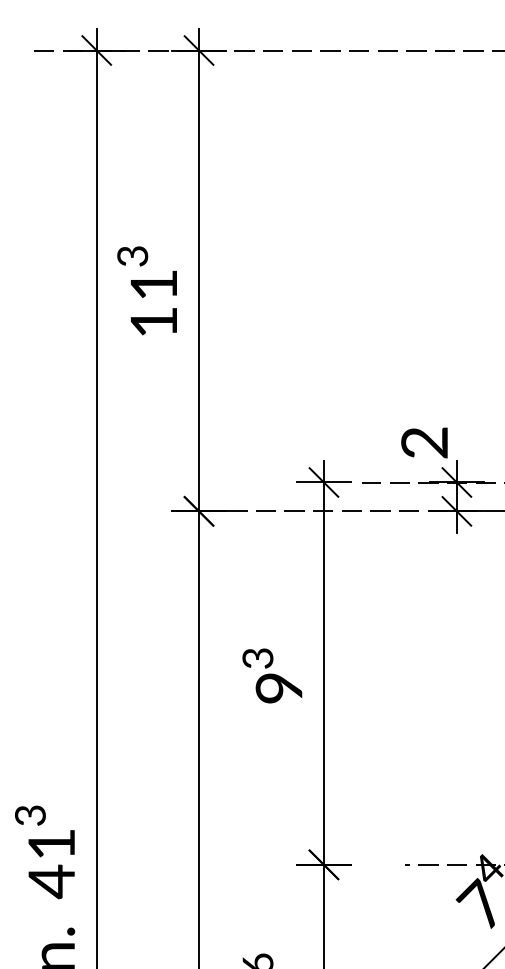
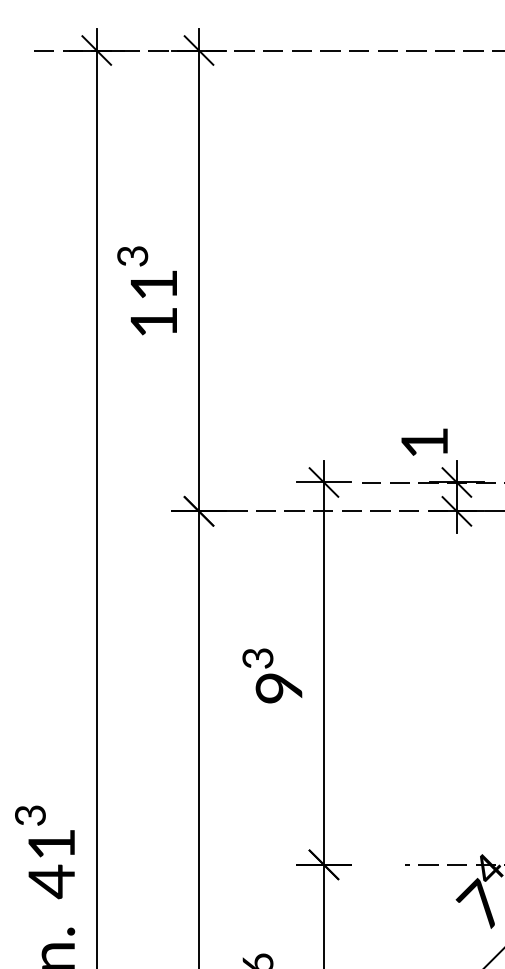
text: 2 -> 1 (424, 442)
